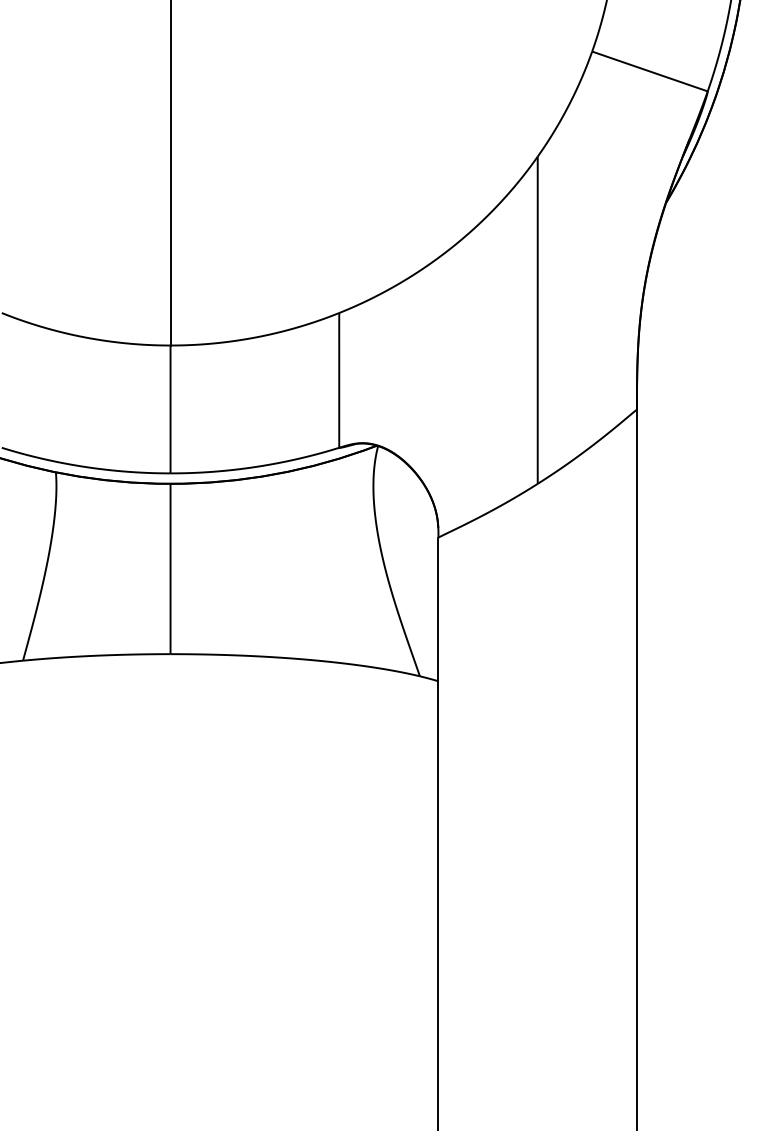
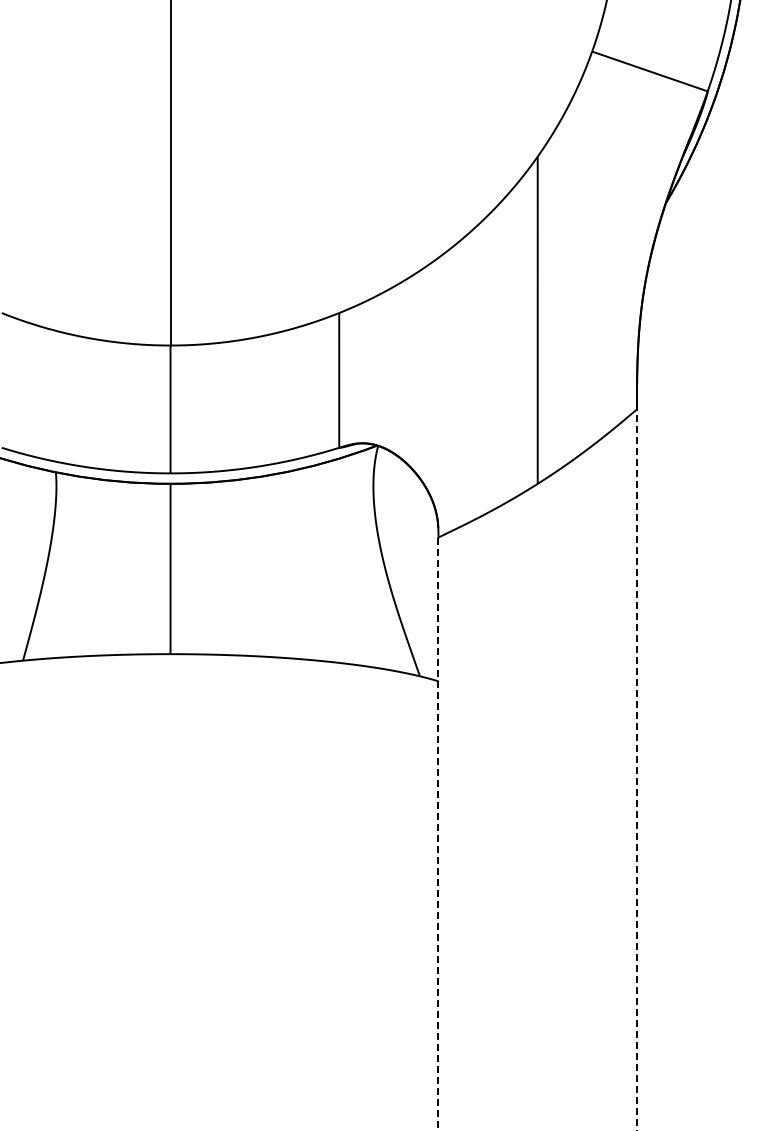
line: solid -> dashed (636, 769)
line: solid -> dashed (438, 834)
